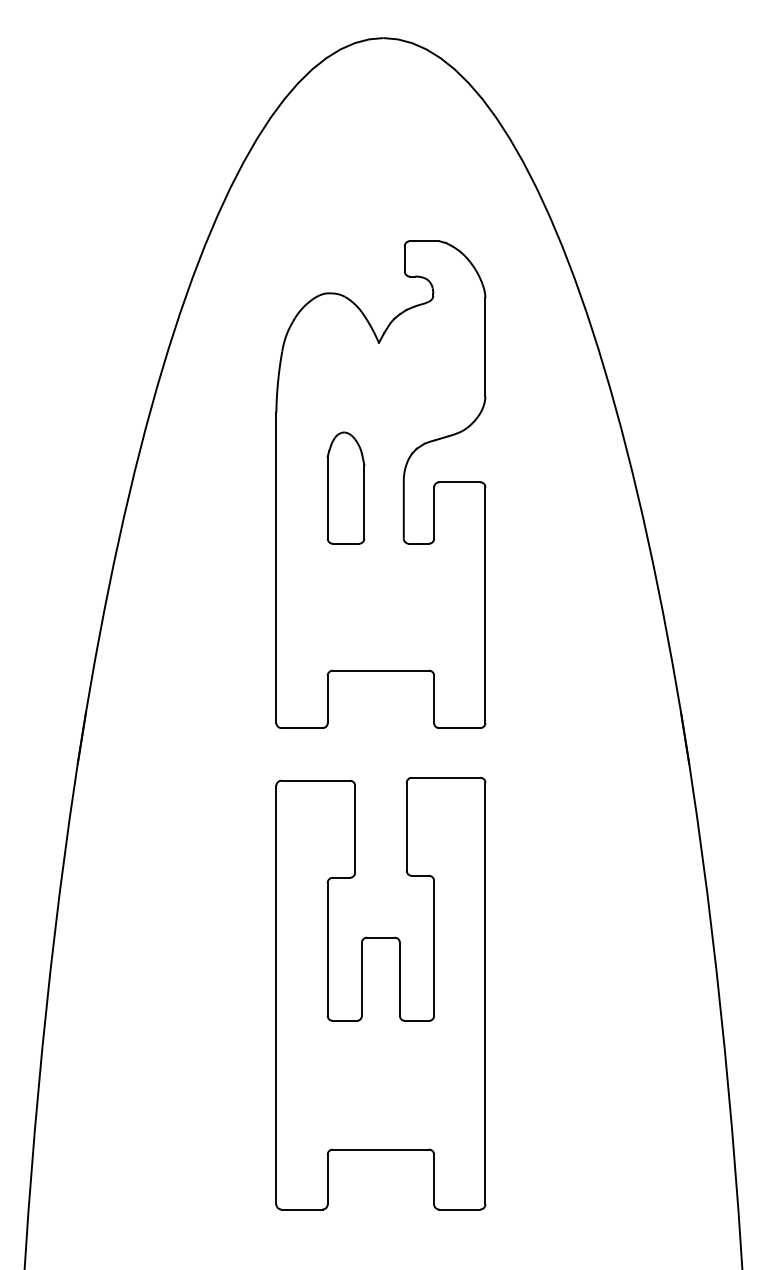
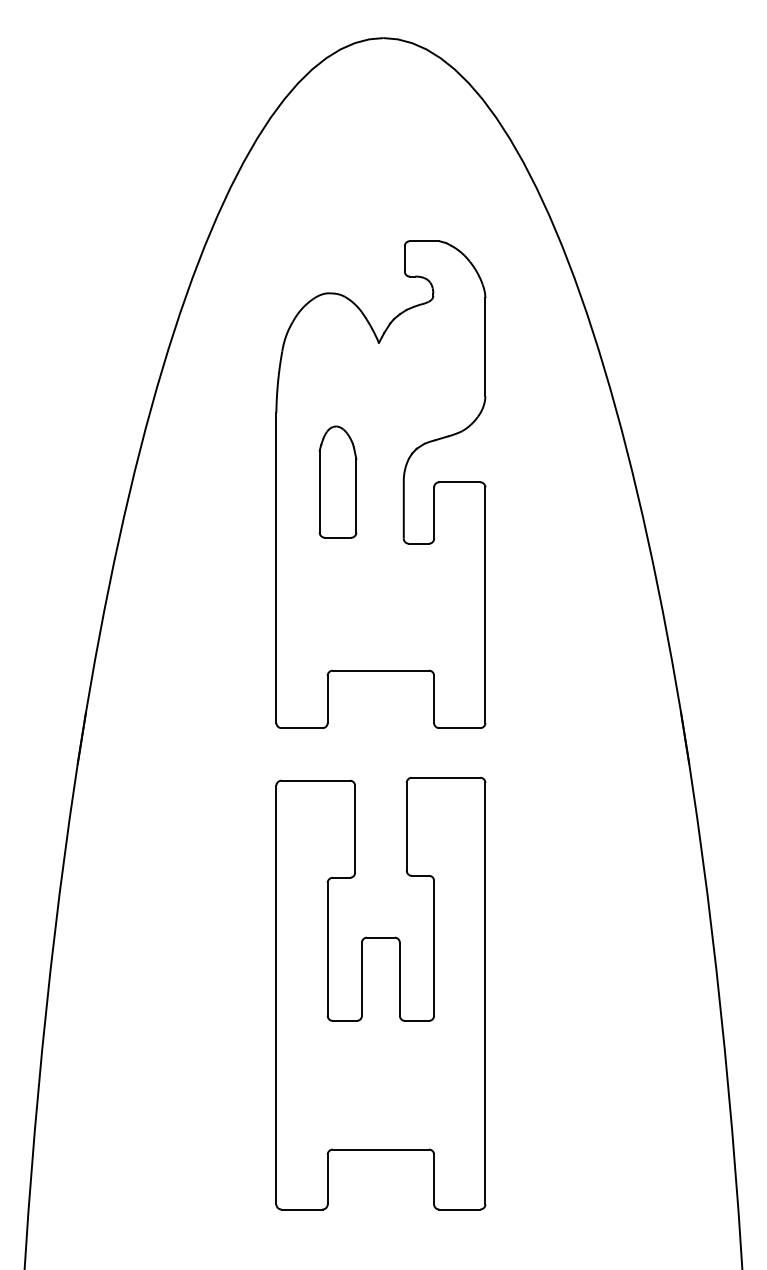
part position: (345, 487) -> (337, 481) (337, 481)
